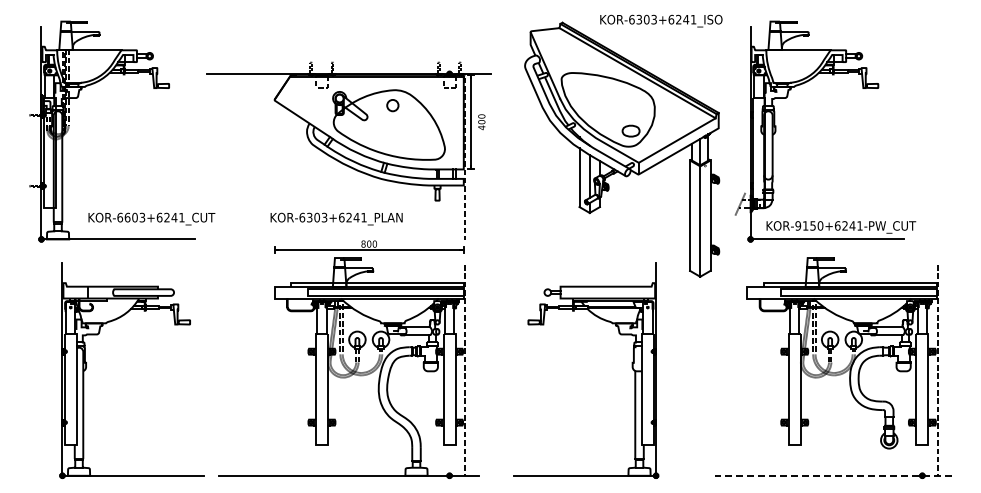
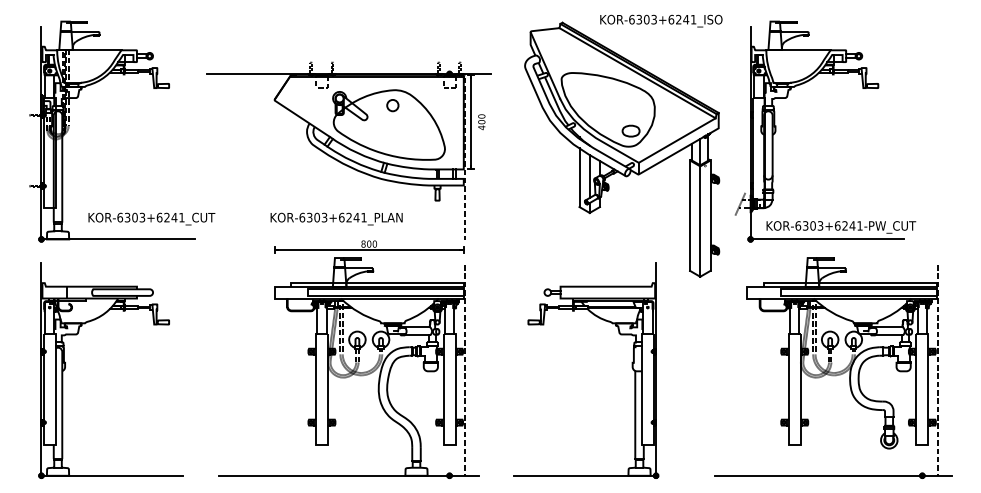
text: KOR-6603+6241_CUT -> KOR-6303+6241_CUT (127, 217)
text: KOR-9150+6241-PW_CUT -> KOR-6303+6241-PW_CUT (809, 225)
part position: (86, 369) -> (65, 369) (65, 369)
line: dashed -> solid (832, 475)
